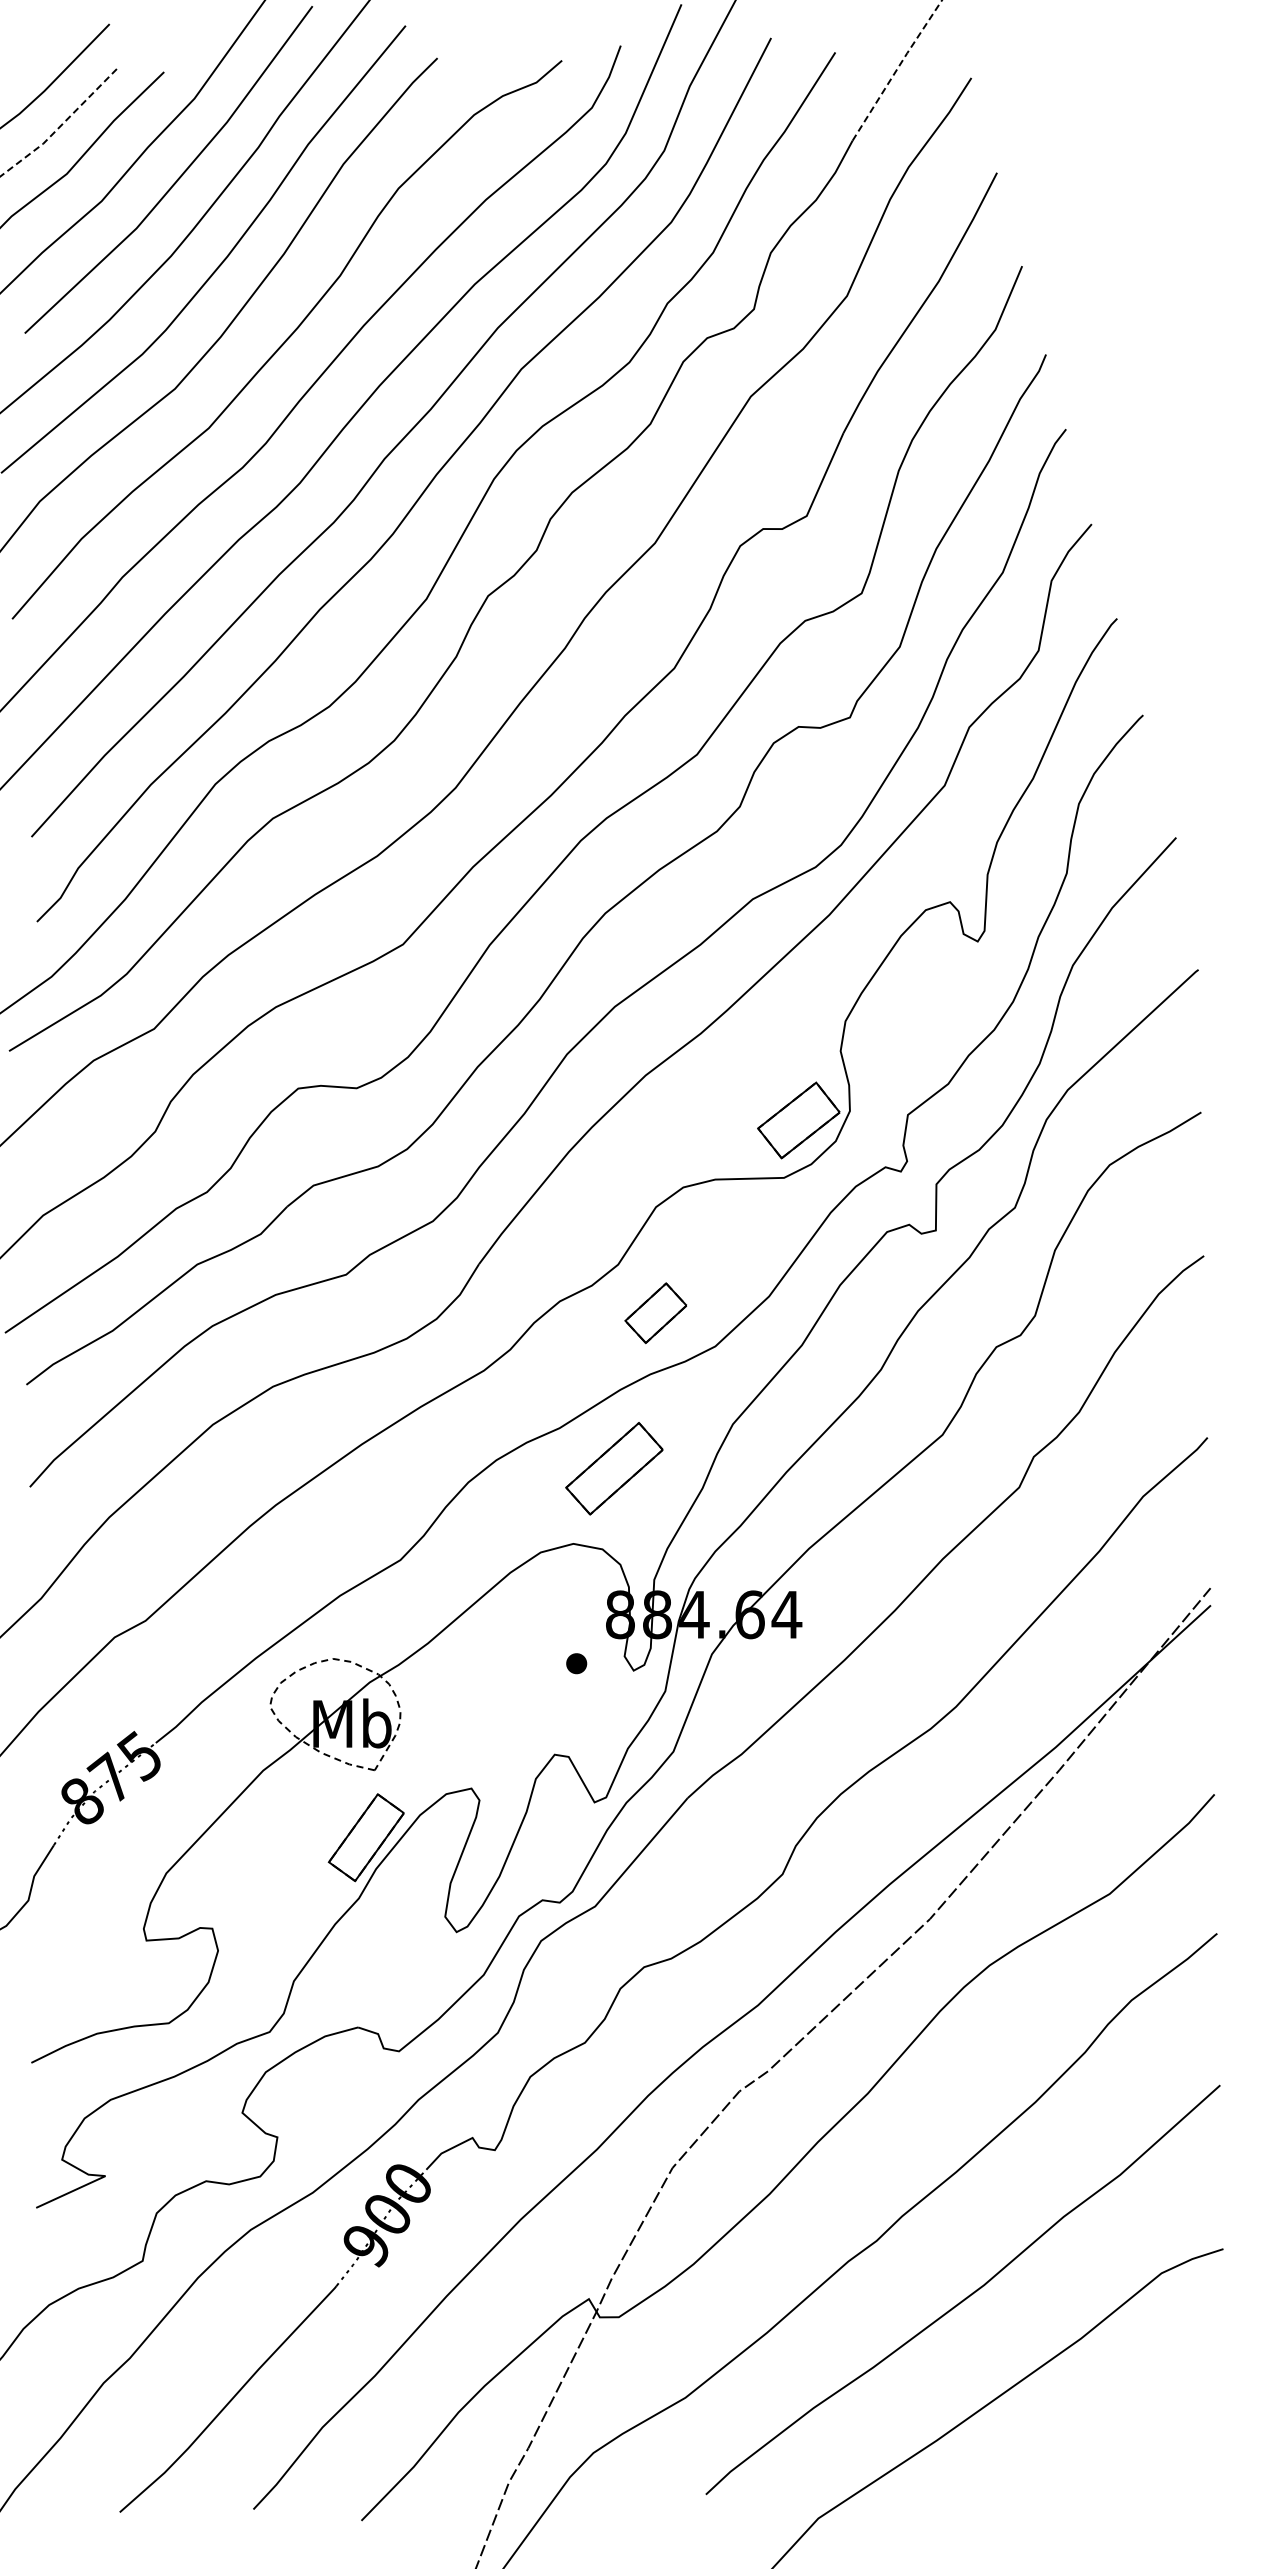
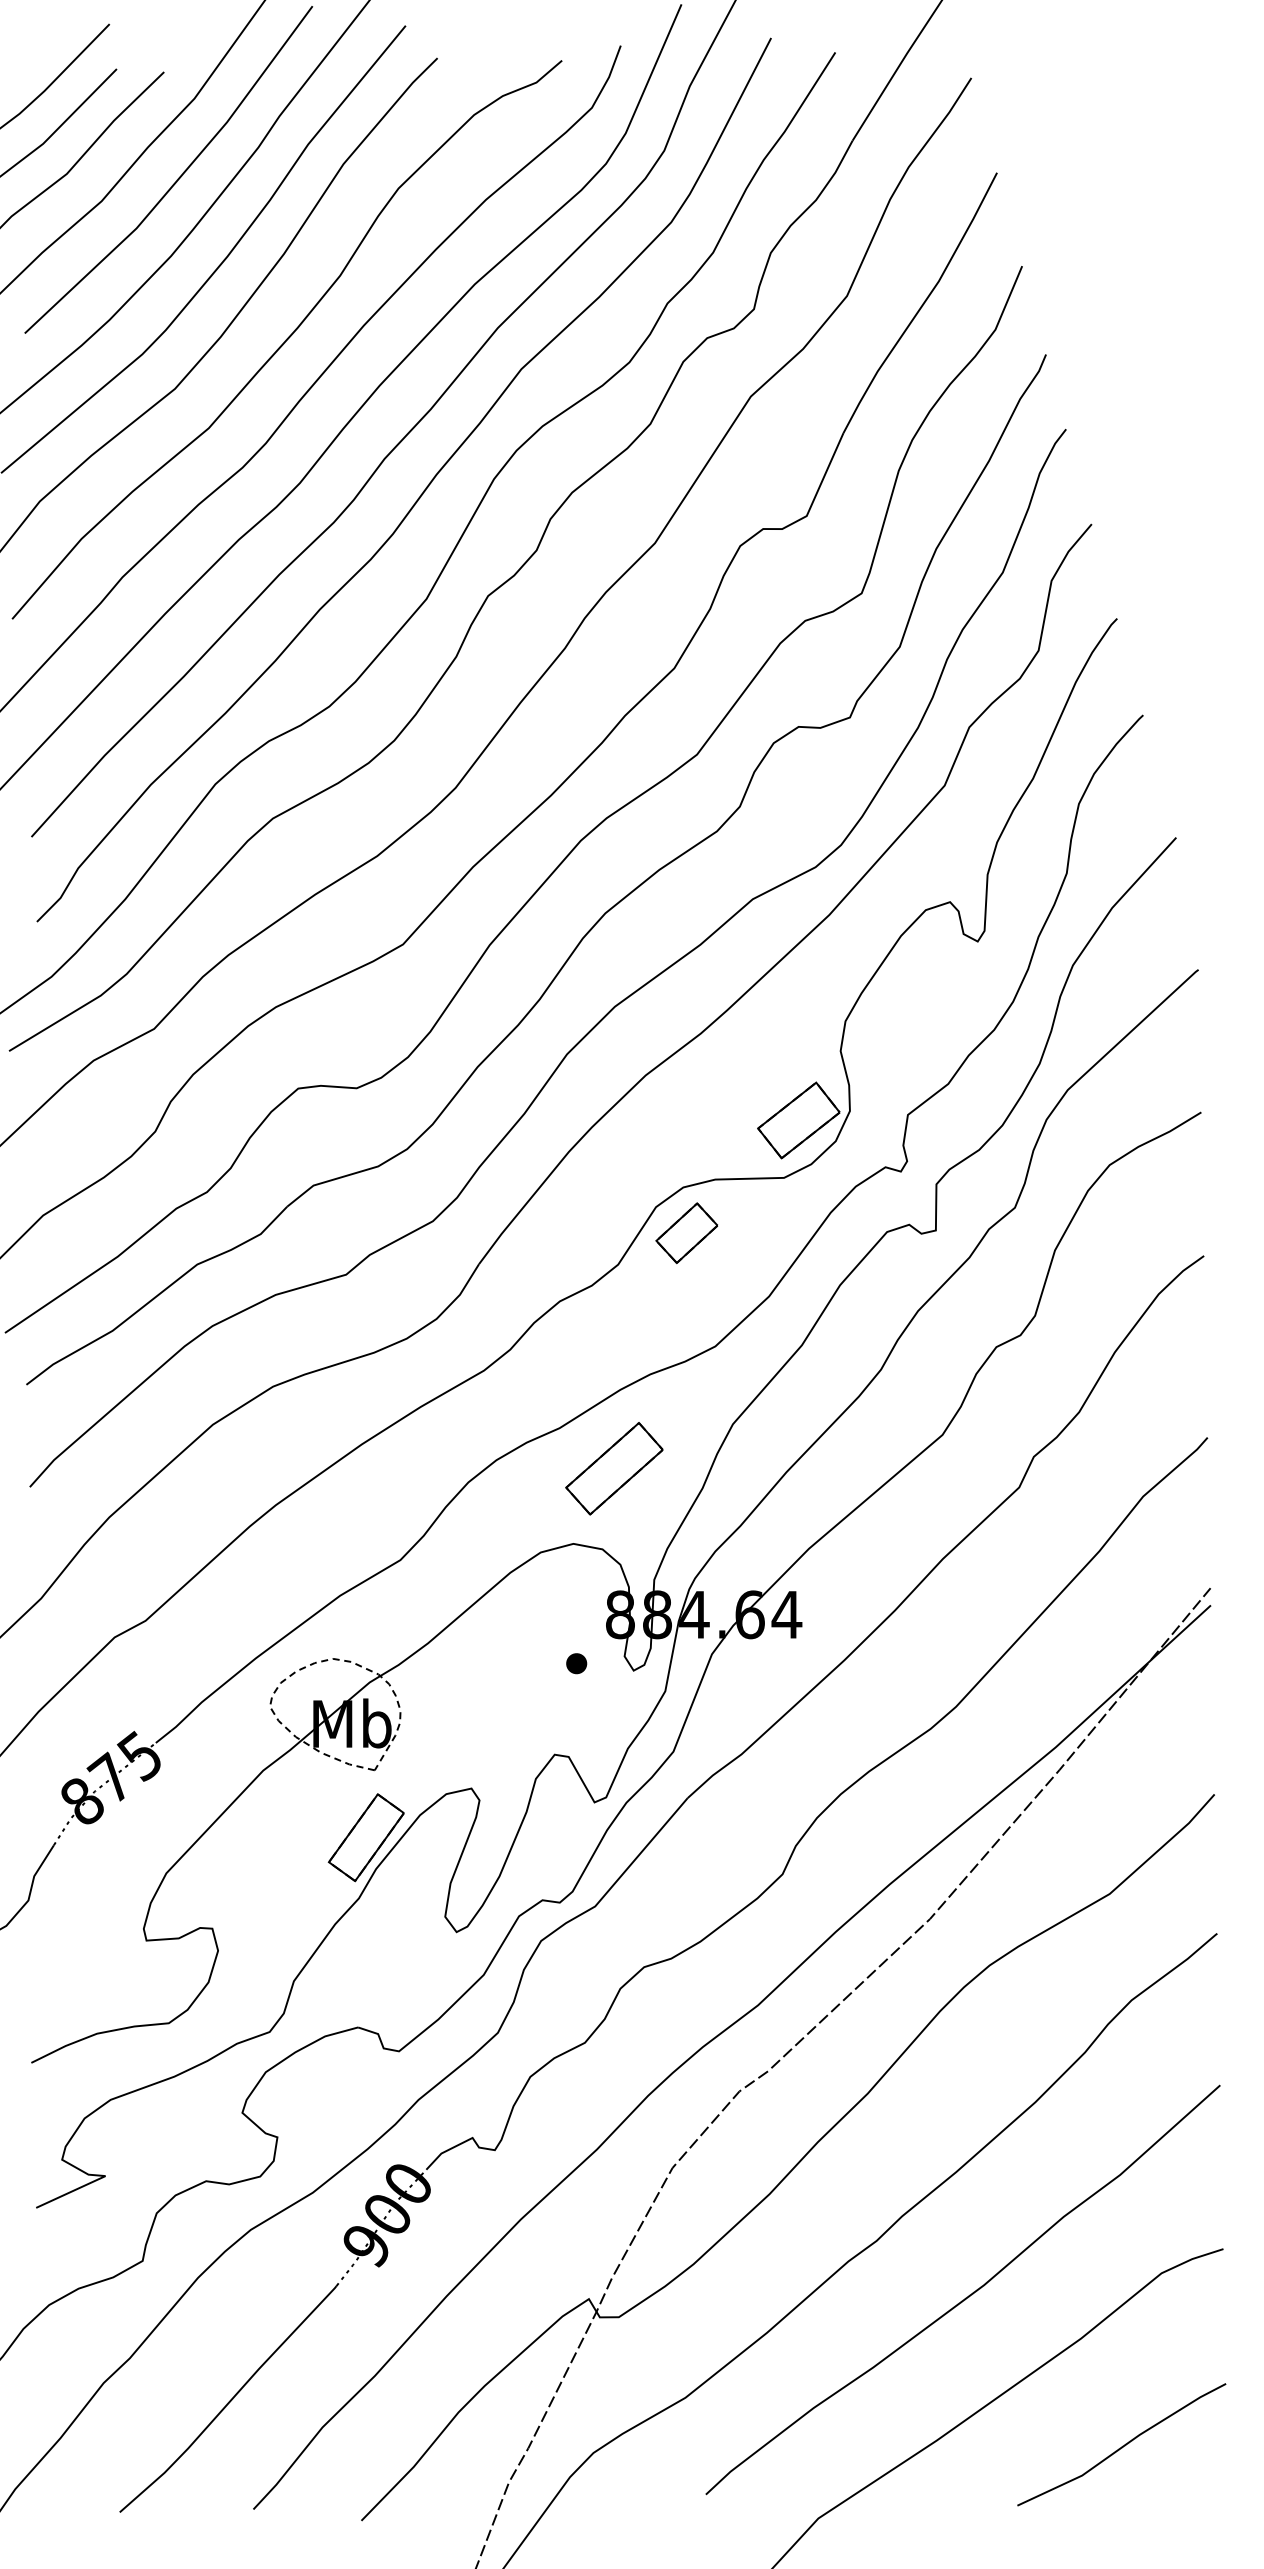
line: dashed -> solid (897, 69)
line: dashed -> solid (60, 126)
part position: (655, 1313) -> (686, 1233) (686, 1233)
line: none -> present (1122, 2445)
